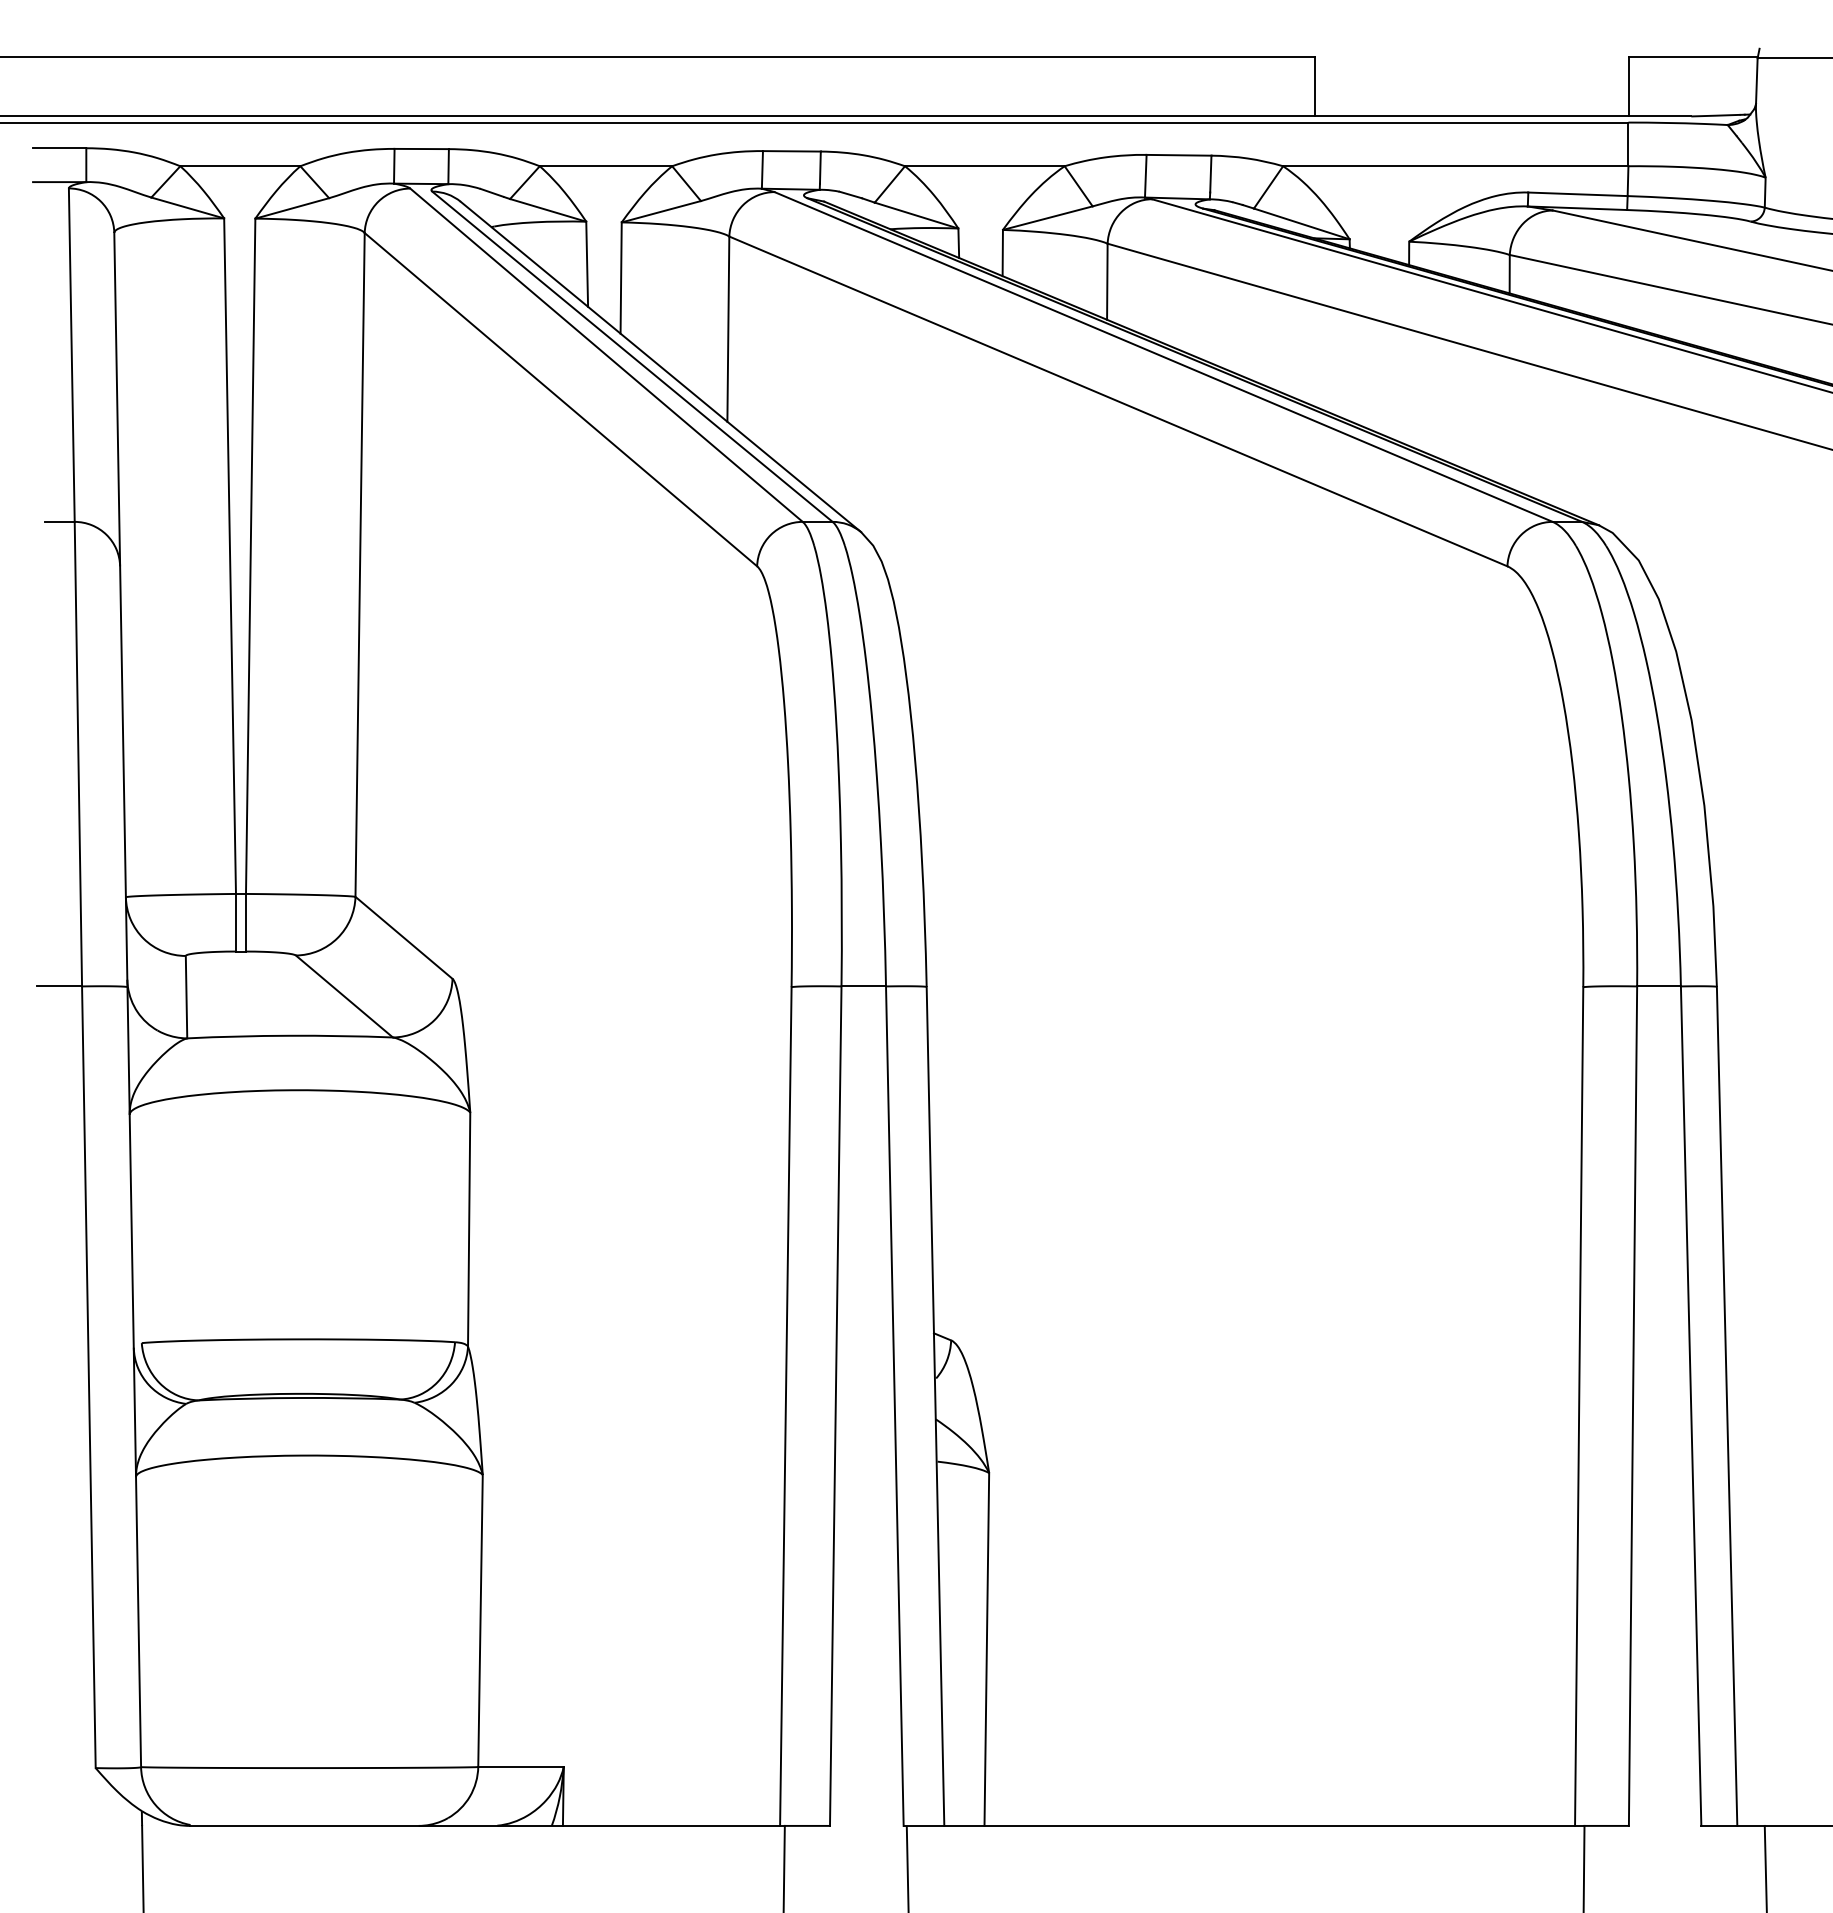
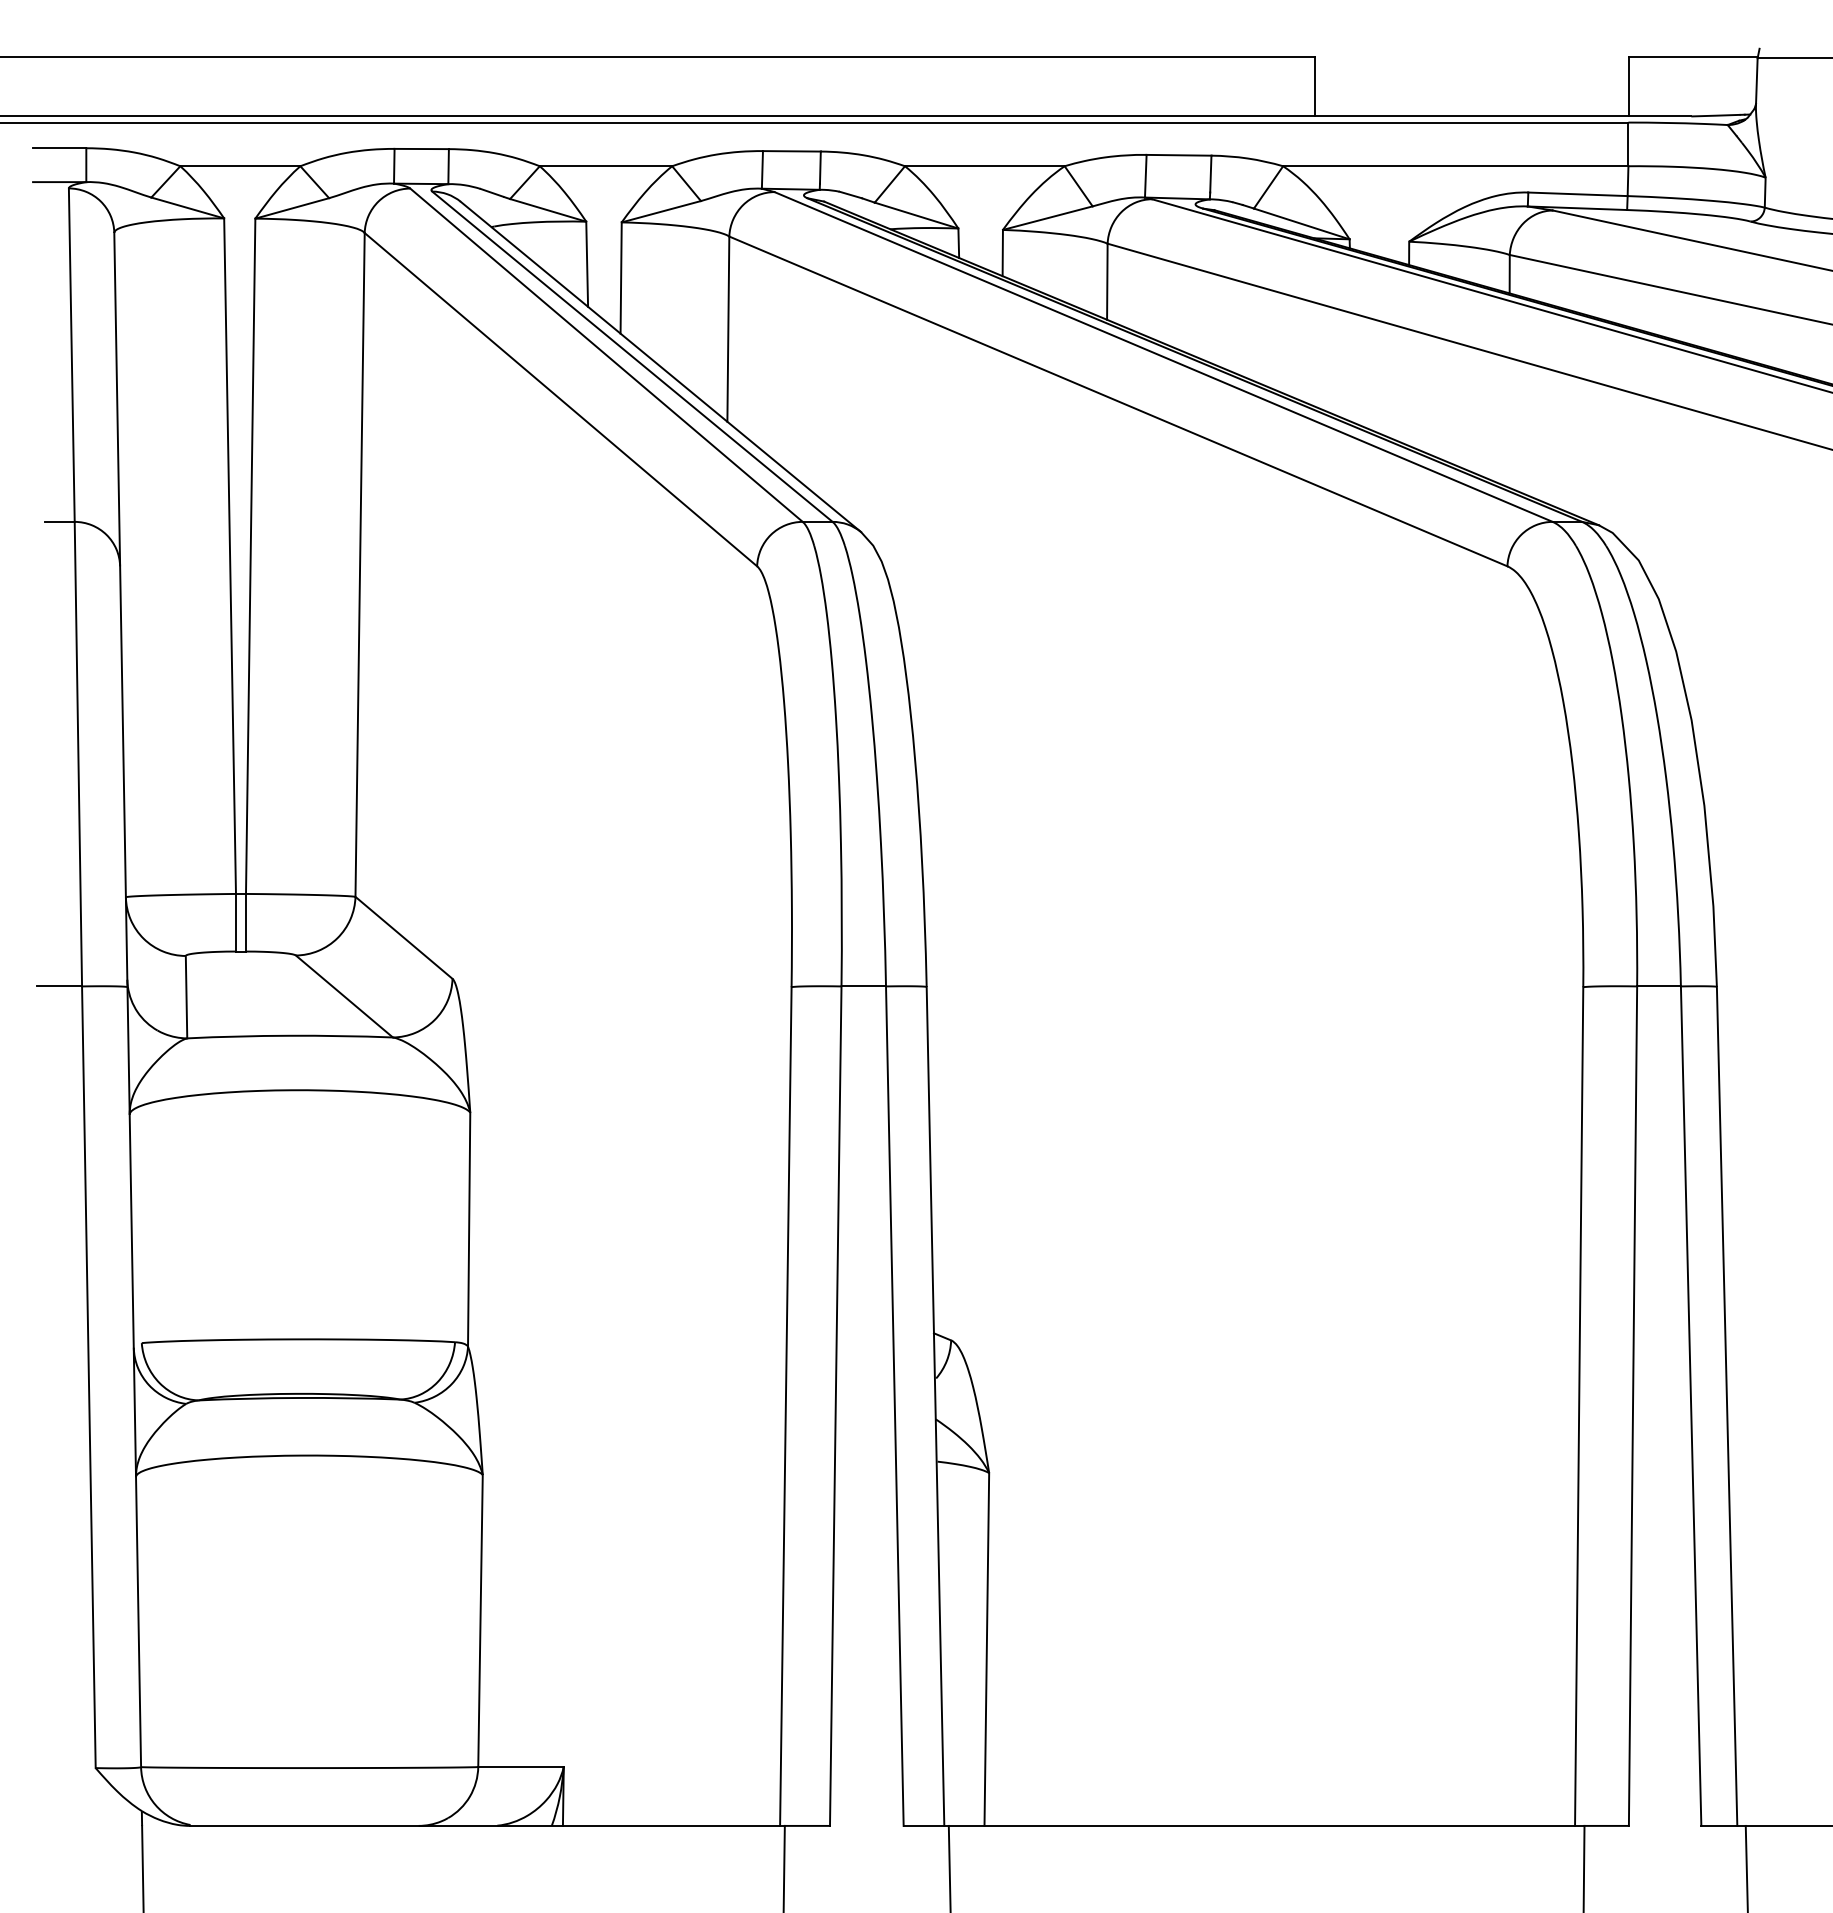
line position: (907, 1867) -> (949, 1867) (949, 1867)
line position: (1765, 1867) -> (1746, 1867) (1746, 1867)
